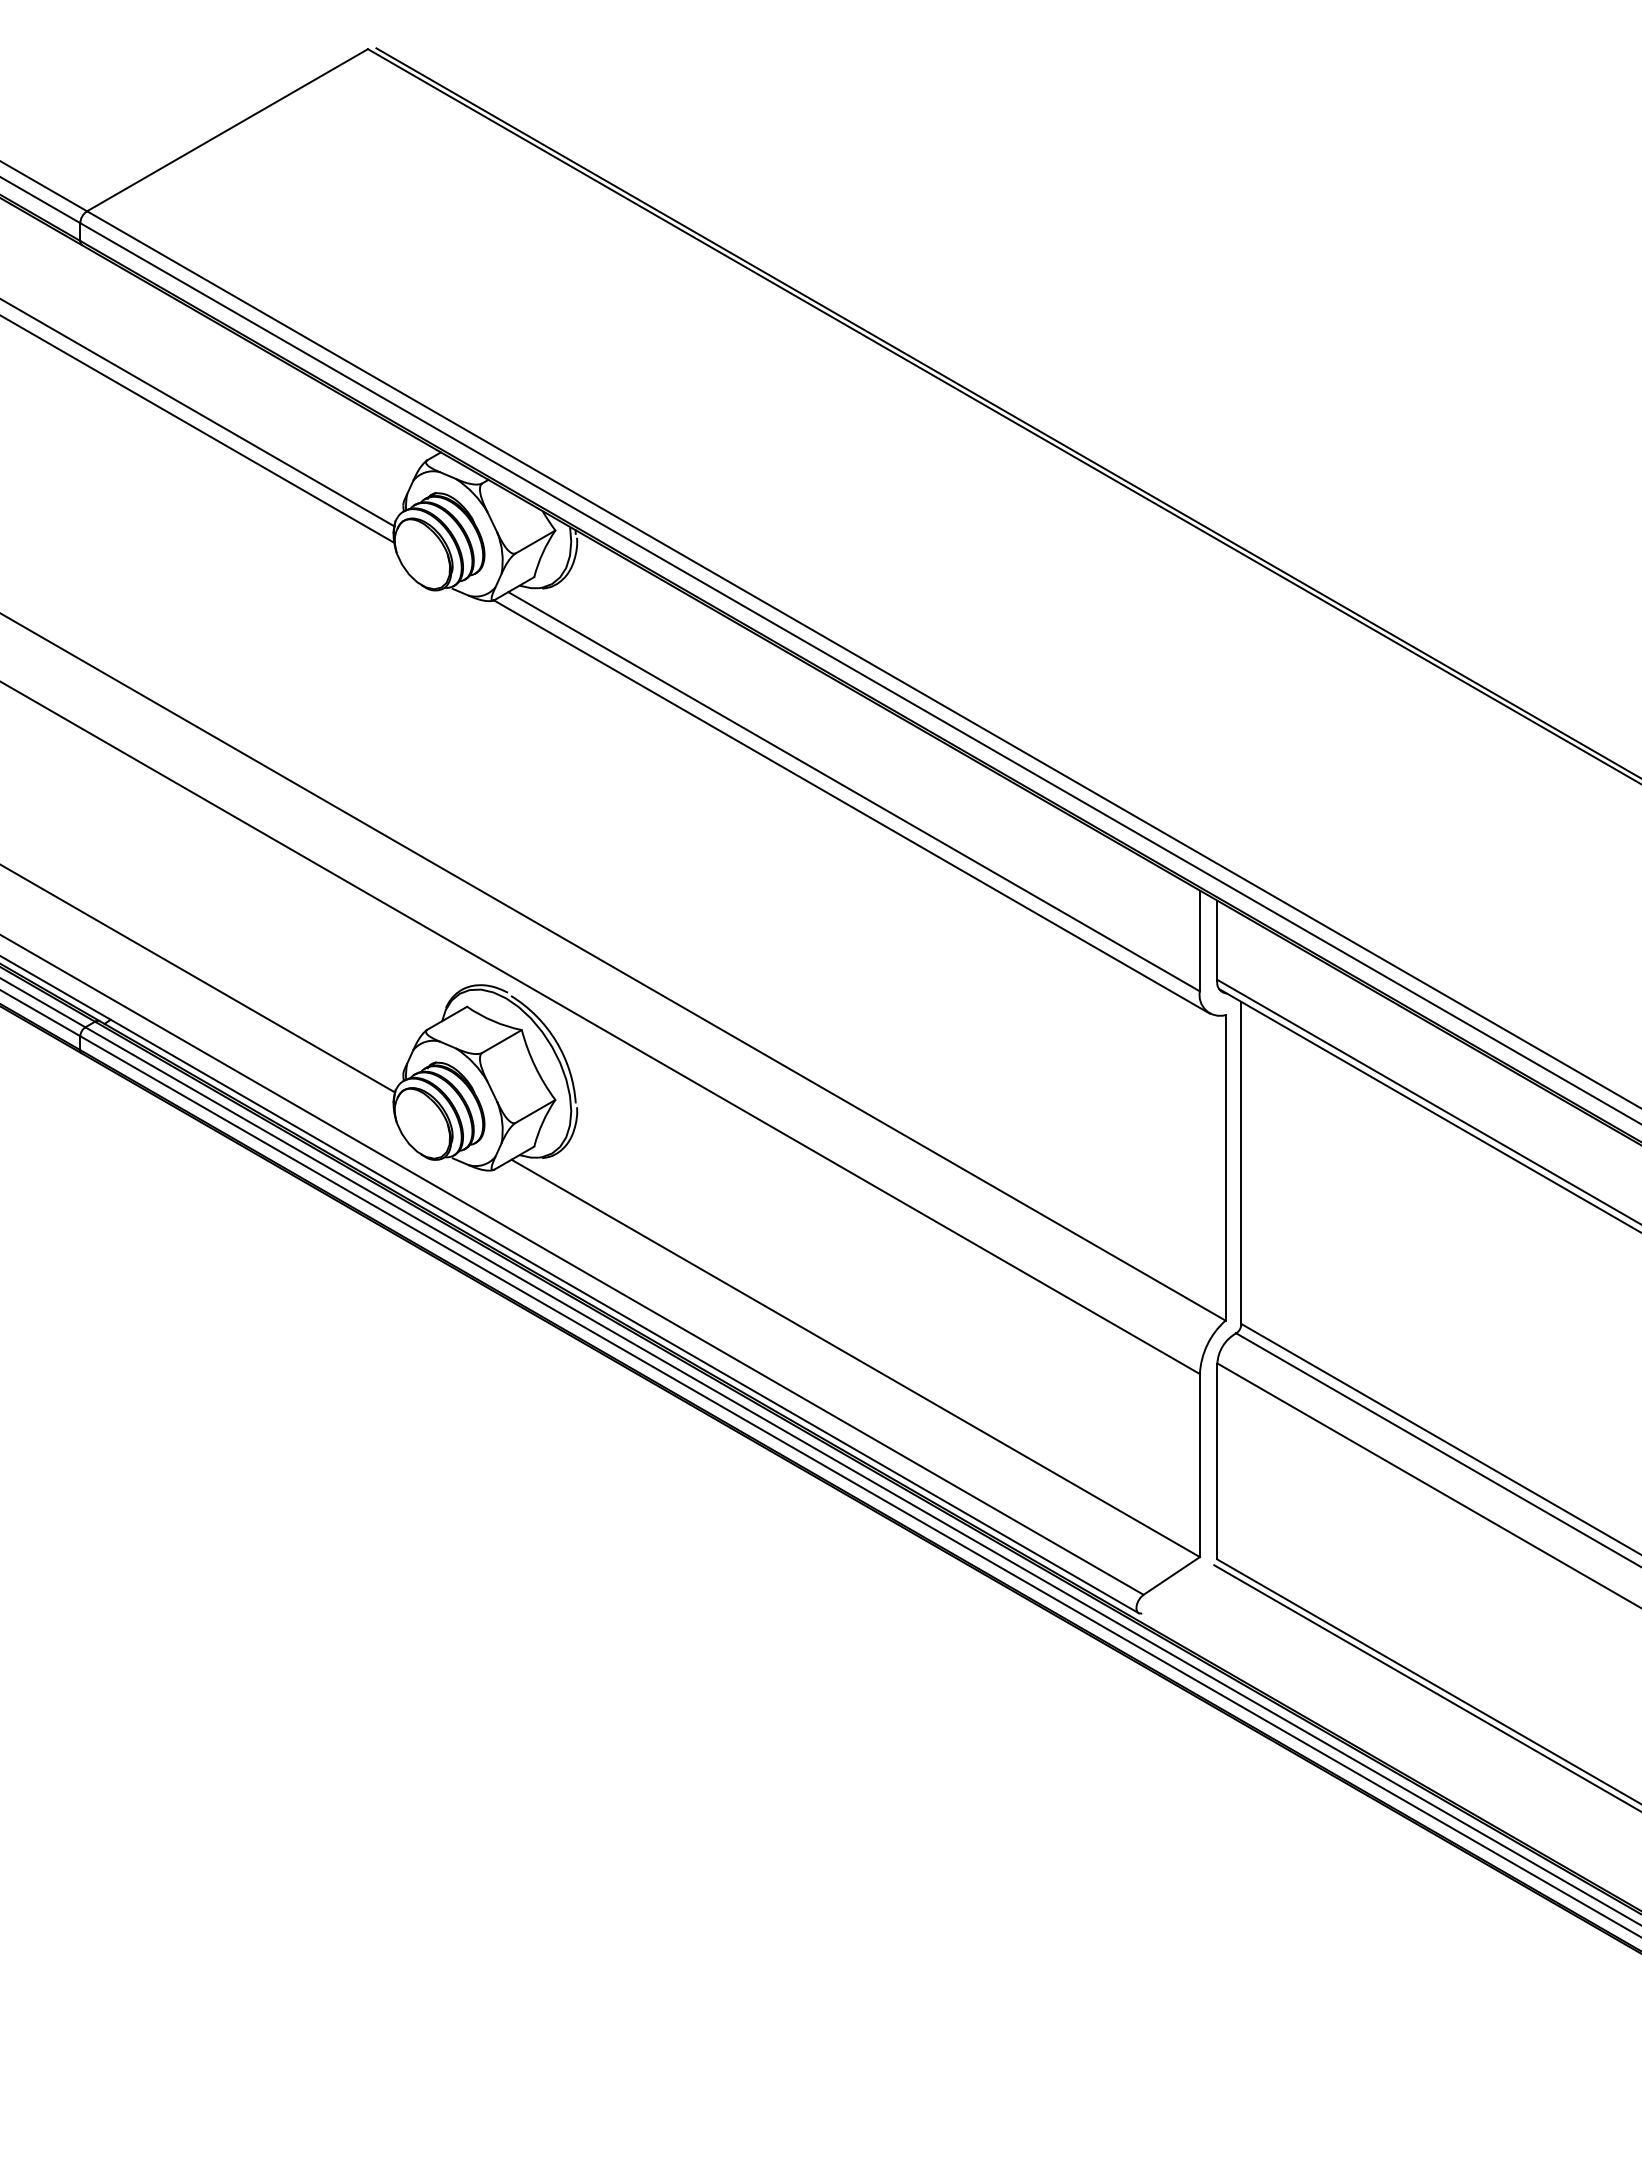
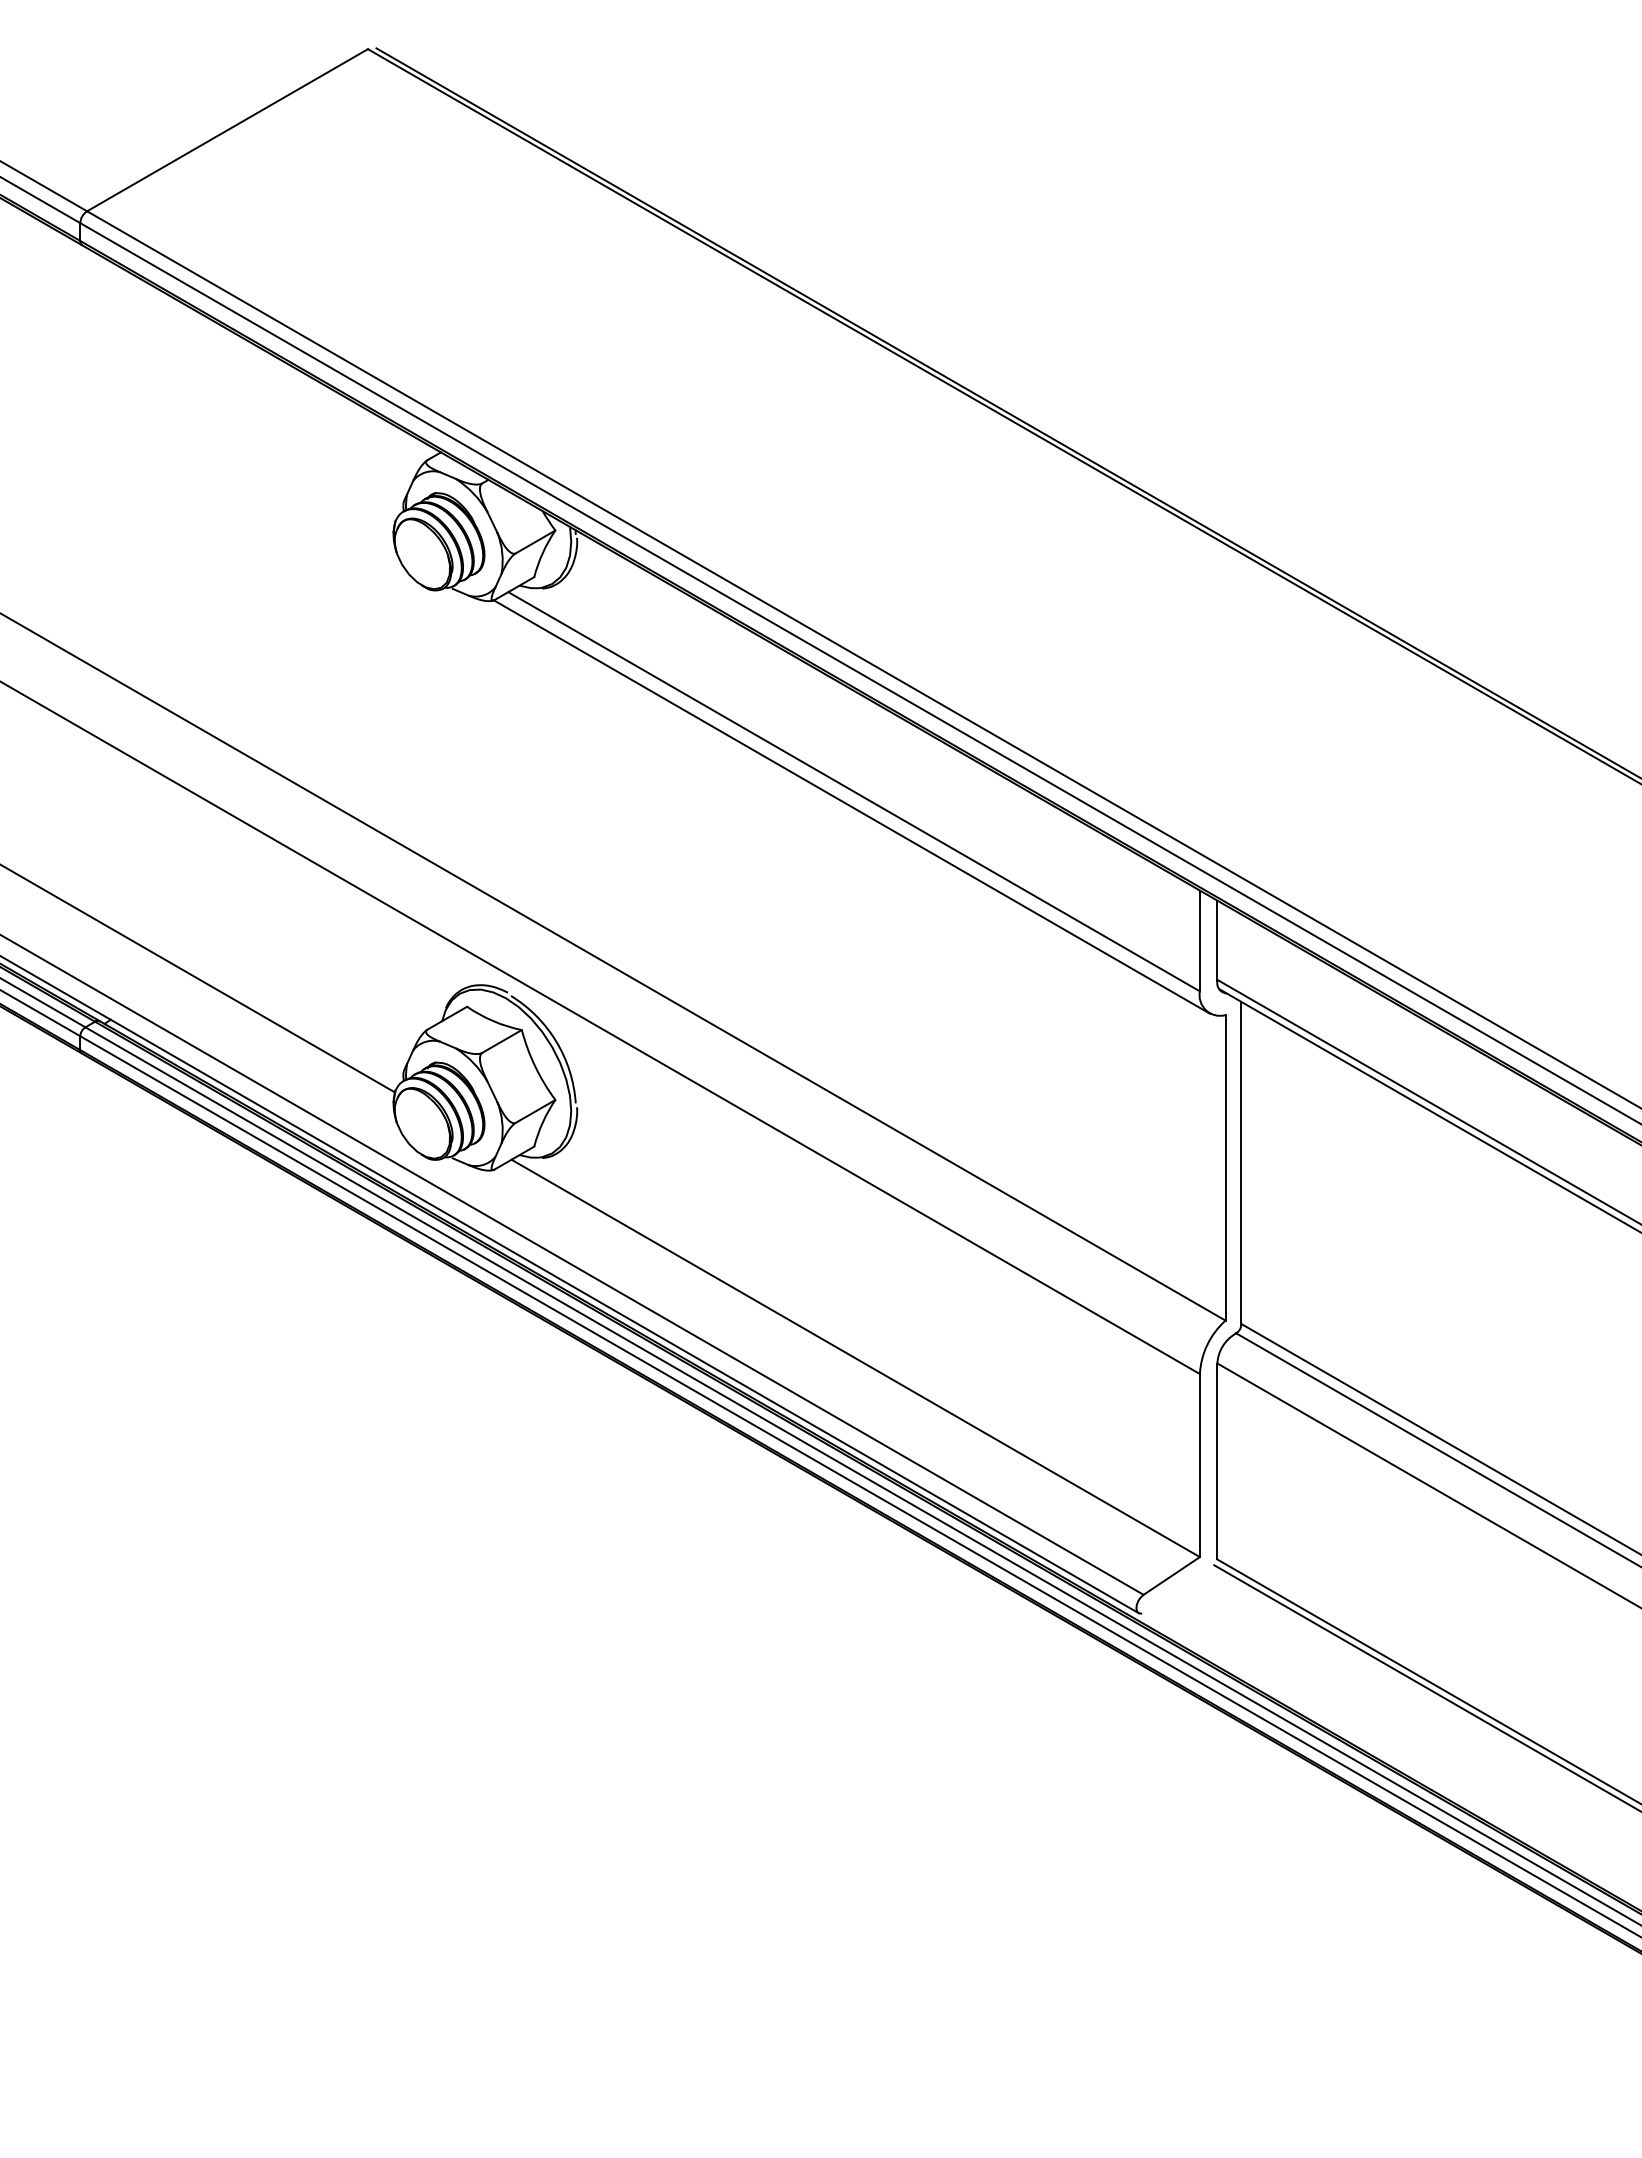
line: present -> none (198, 413)
line: present -> none (198, 429)
